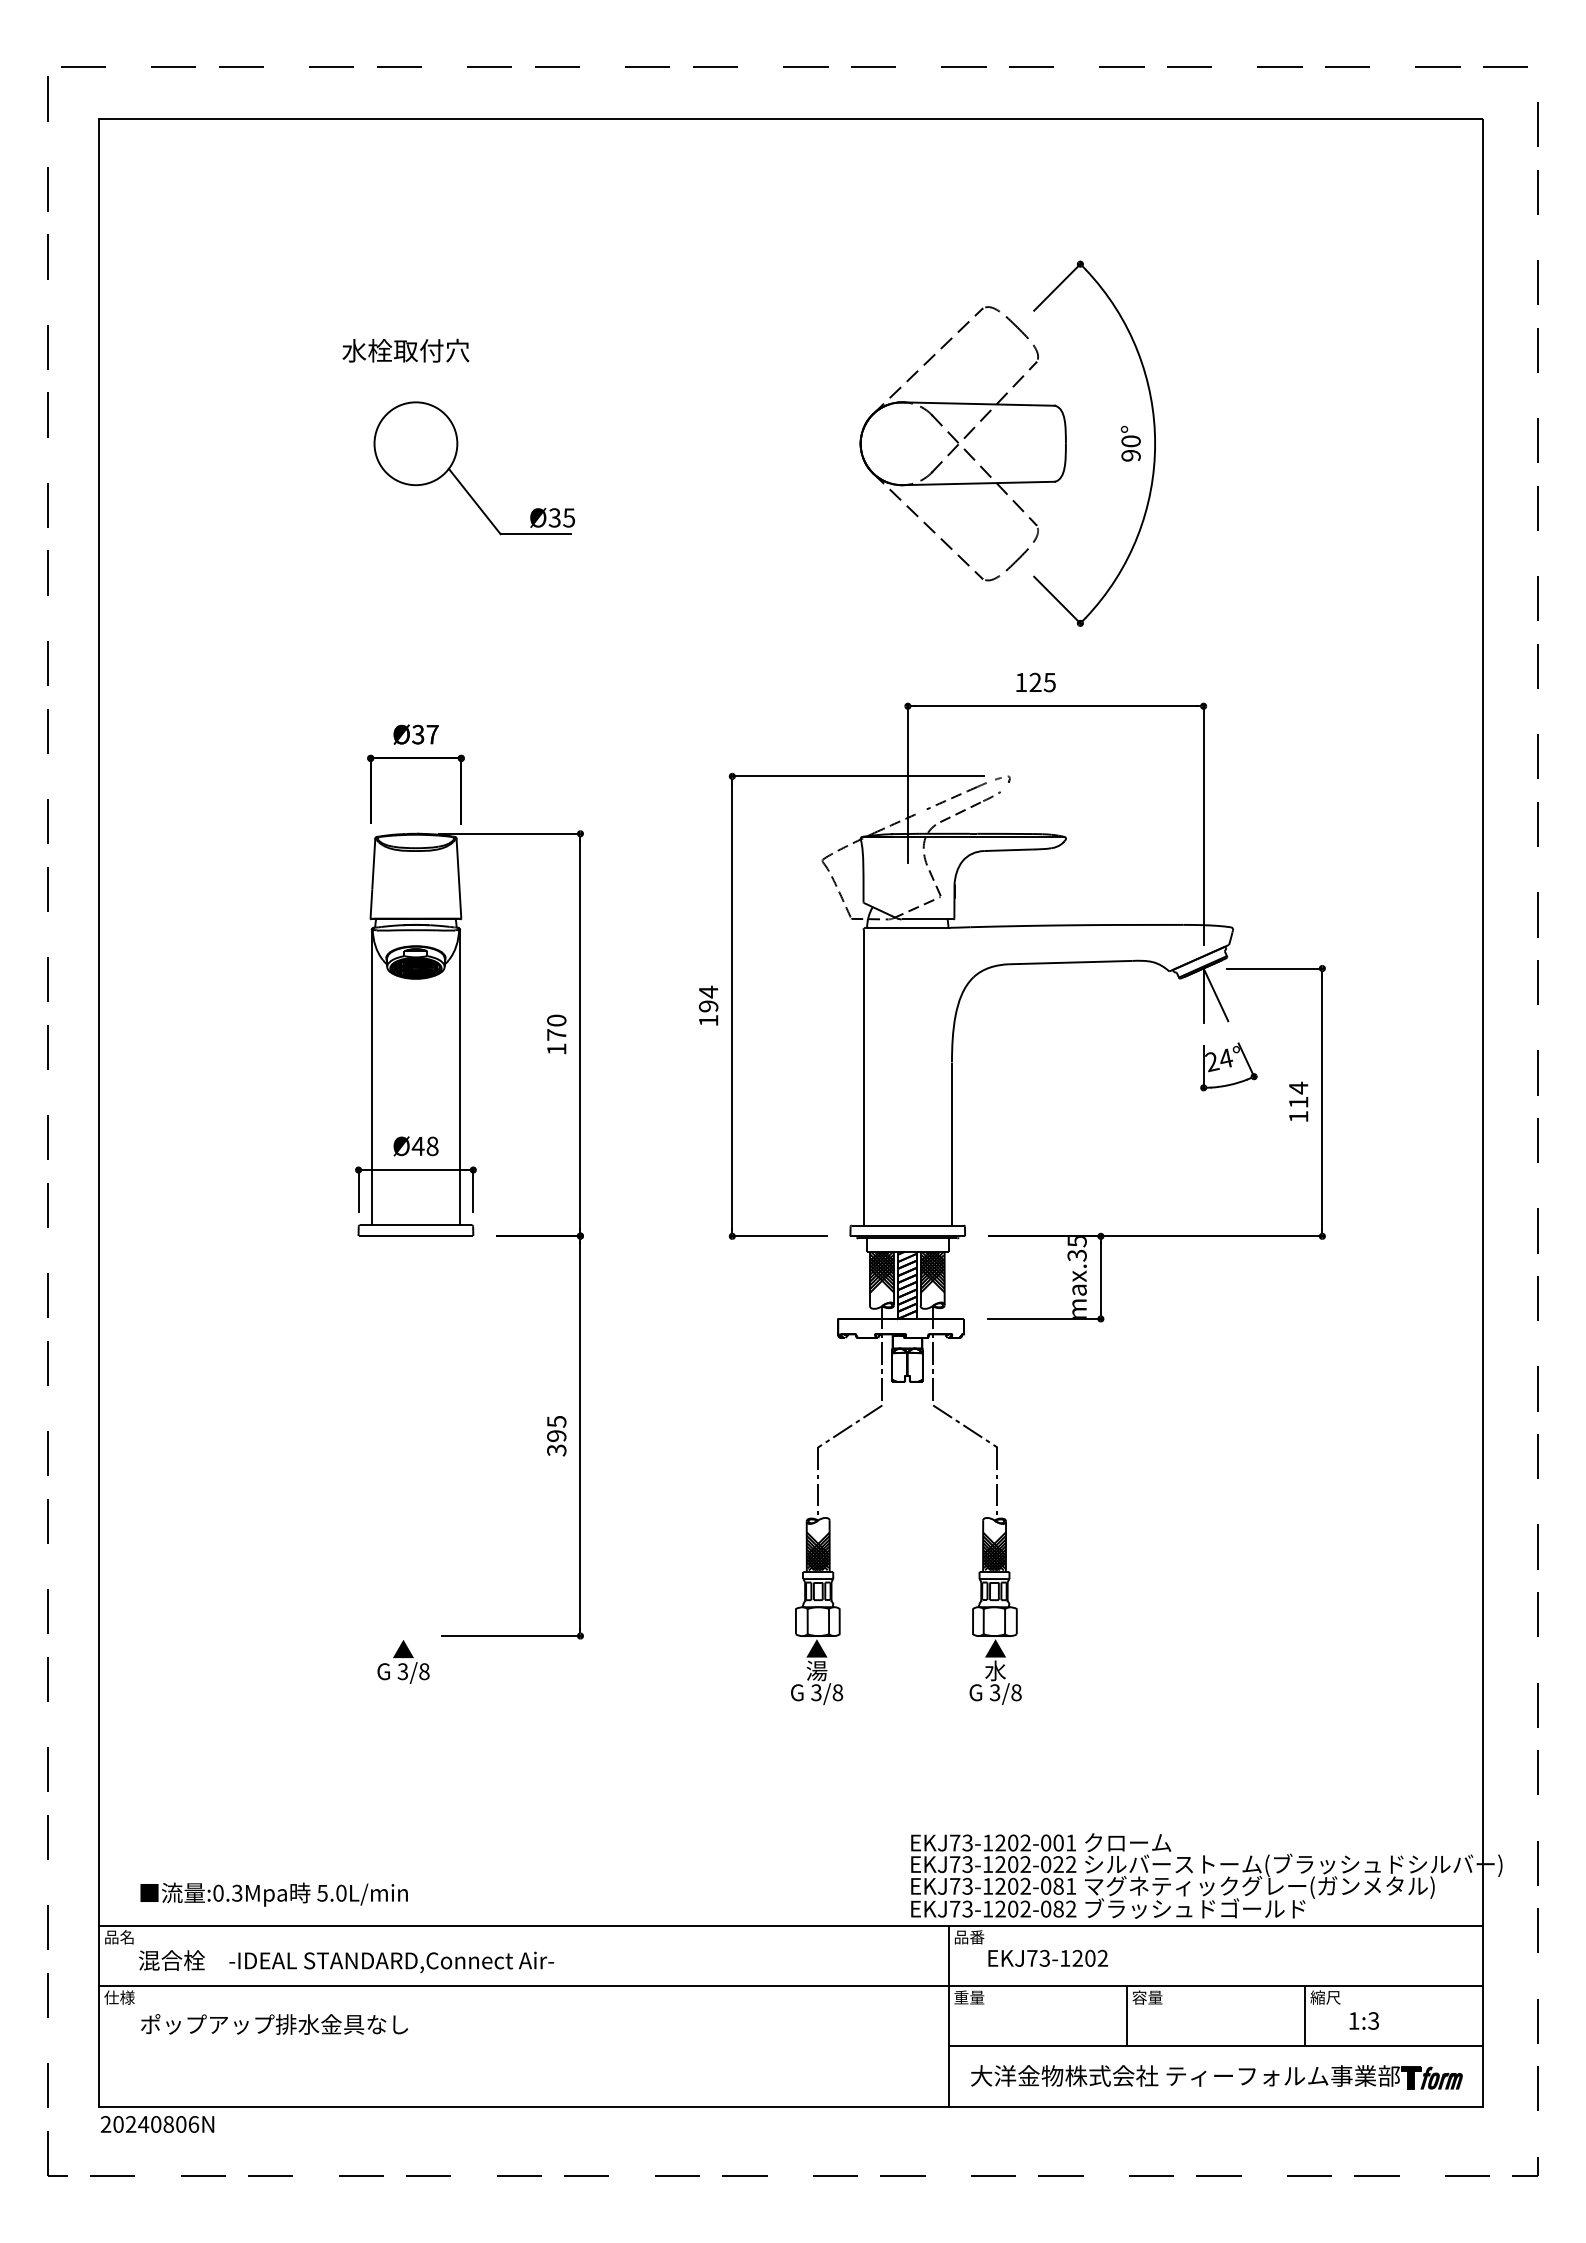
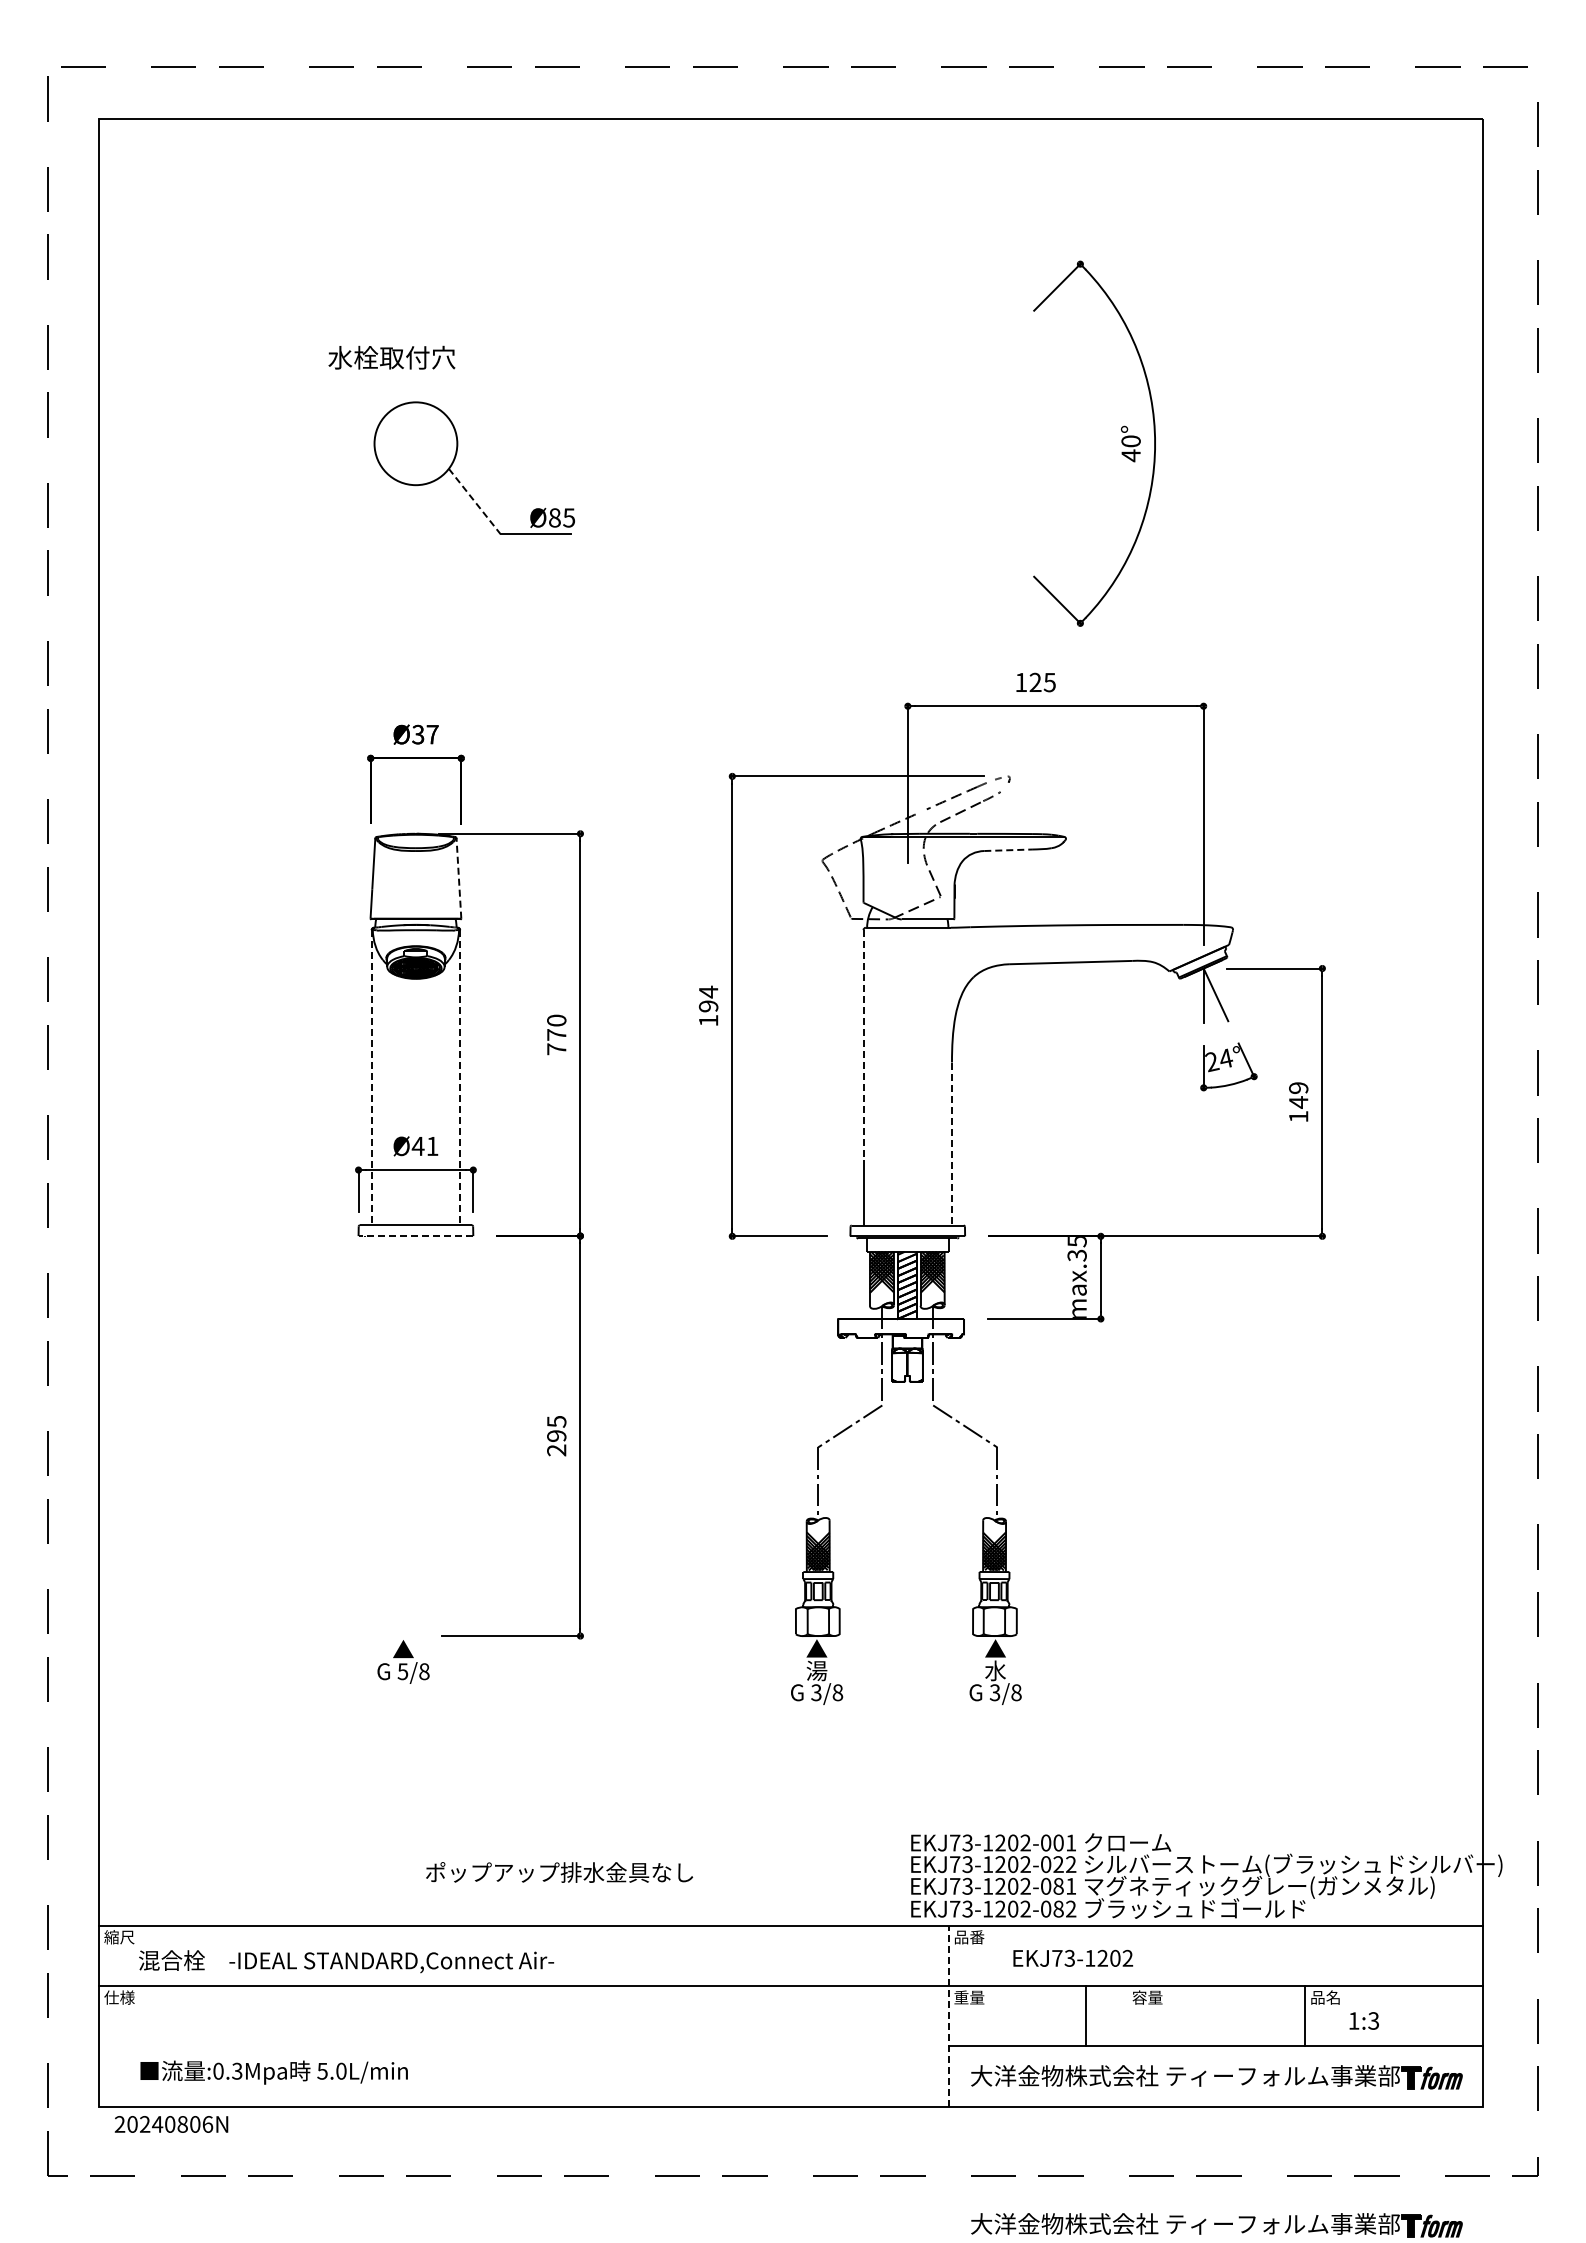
text position: (405, 350) -> (391, 357) (391, 357)
part: present -> none (962, 443)
text: 90° -> 40° (1130, 455)
line: solid -> dashed (474, 501)
text: Ø35 -> Ø85 (554, 517)
line: solid -> dashed (1008, 850)
line: solid -> dashed (458, 879)
line: solid -> dashed (863, 1044)
text: 170 -> 770 (556, 1049)
line: solid -> dashed (371, 1077)
line: solid -> dashed (460, 1077)
text: 114 -> 149 (1298, 1094)
line: solid -> dashed (951, 1144)
text: Ø48 -> Ø41 (432, 1146)
line: solid -> dashed (415, 1236)
text: 395 -> 295 (556, 1450)
text: 3/8 -> 5/8 (403, 1671)
text position: (273, 1894) -> (273, 2072) (273, 2072)
text: 品名 -> 縮尺 (119, 1937)
text position: (1048, 1957) -> (1073, 1957) (1073, 1957)
text: 縮尺 -> 品名 (1325, 1997)
line: solid -> dashed (948, 2016)
line position: (1126, 2016) -> (1085, 2016) (1085, 2016)
text position: (274, 2024) -> (559, 1872) (559, 1872)
text position: (157, 2124) -> (171, 2124) (171, 2124)
part: none -> present (1216, 2225)
